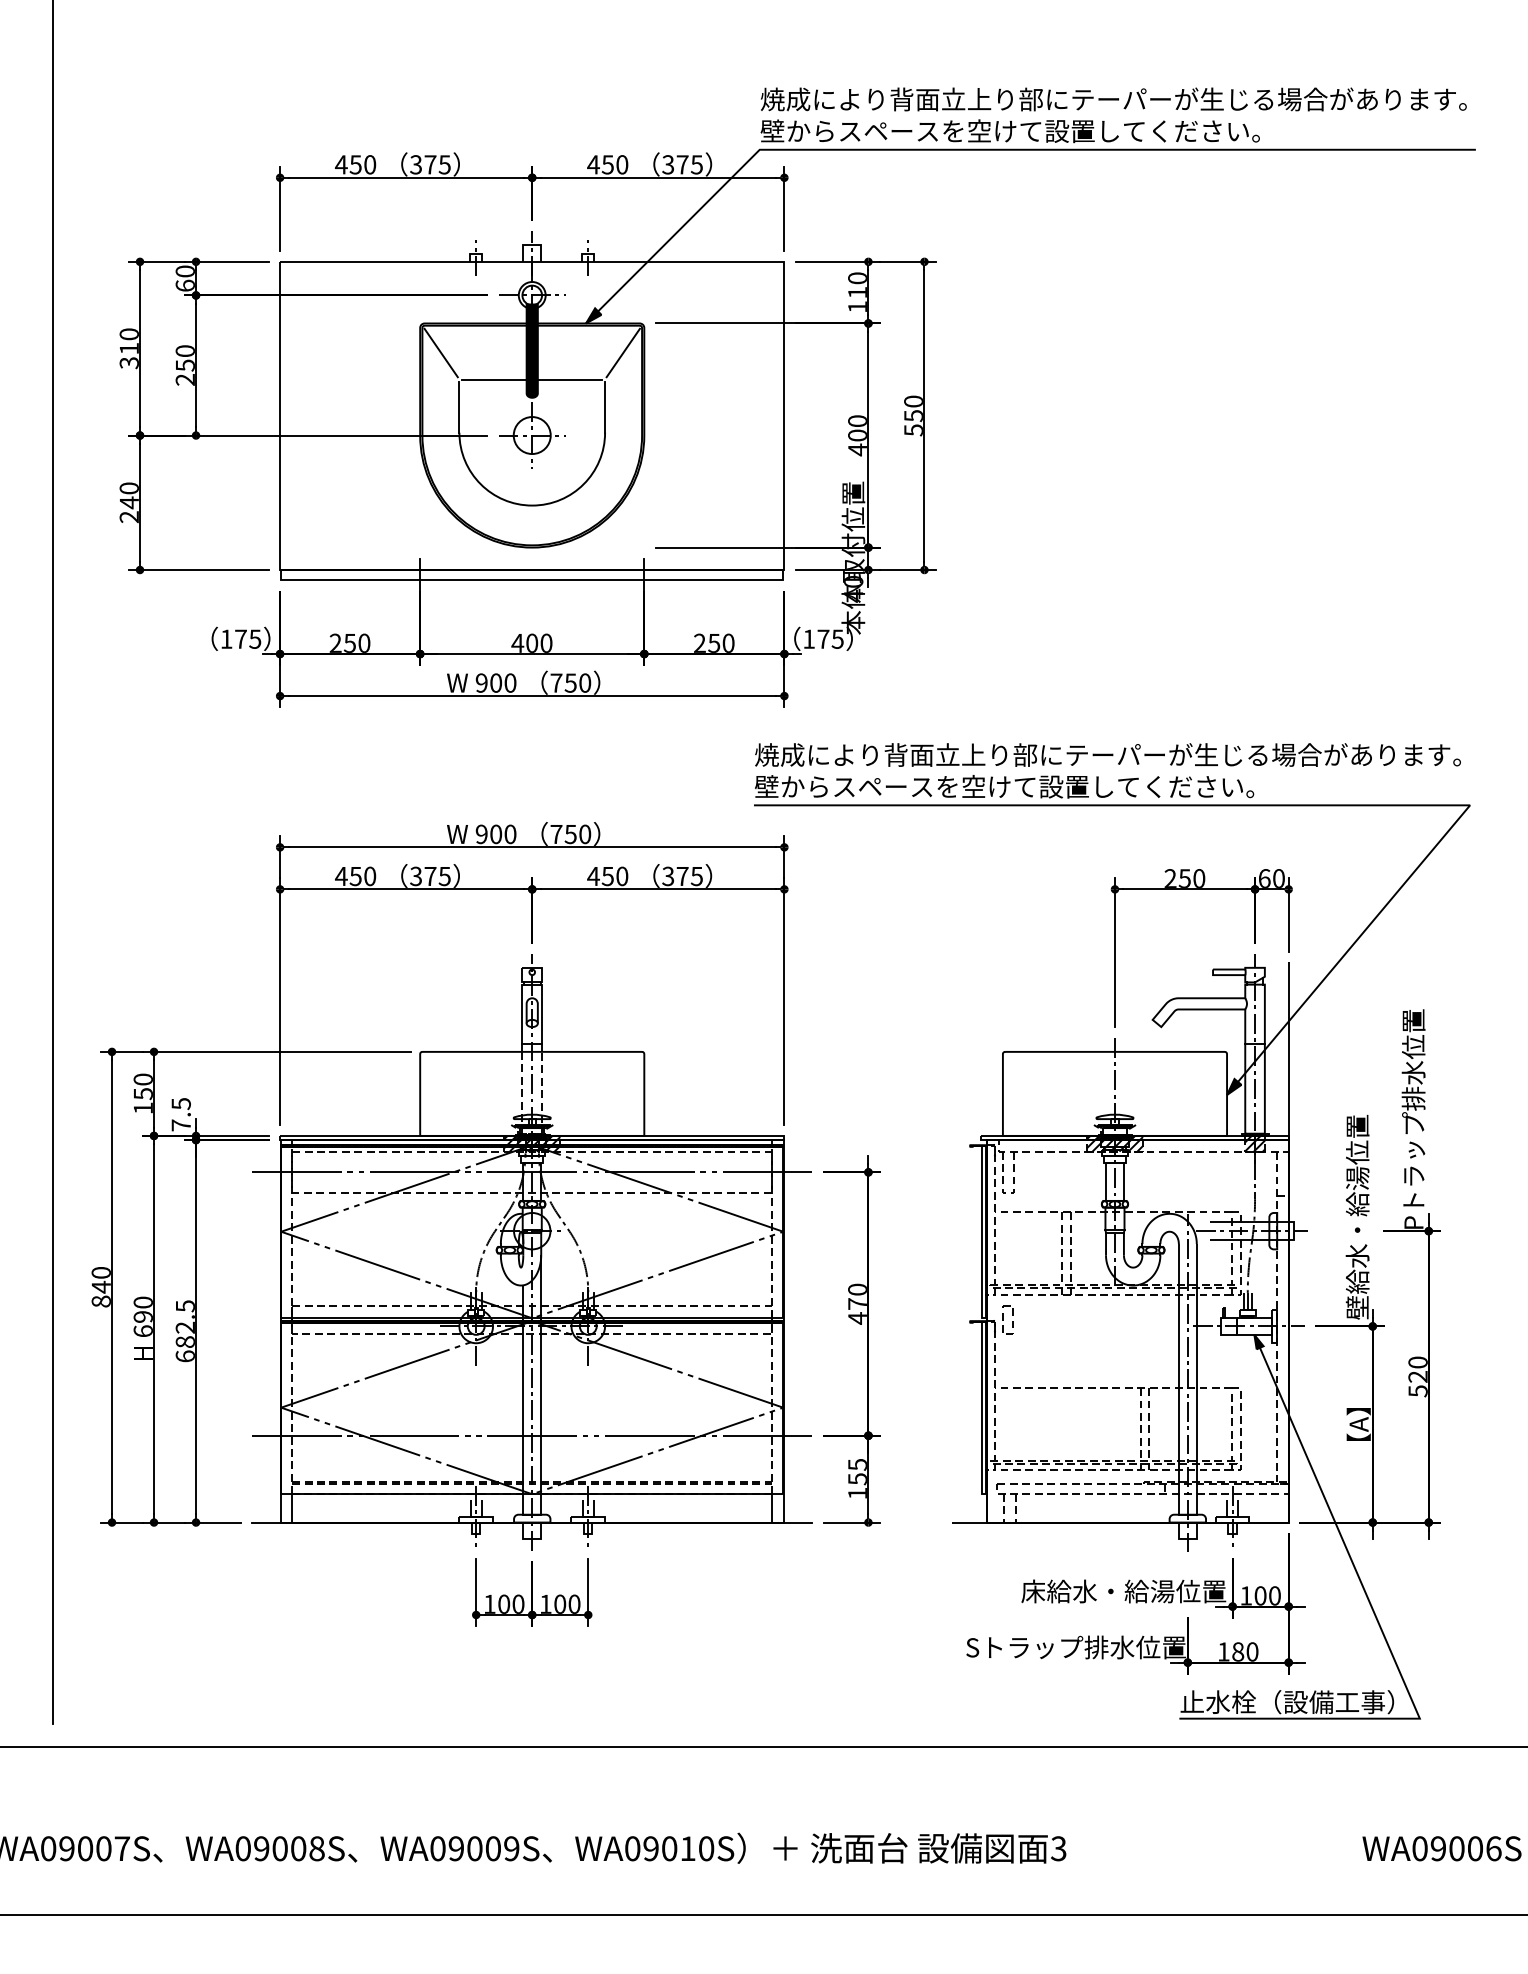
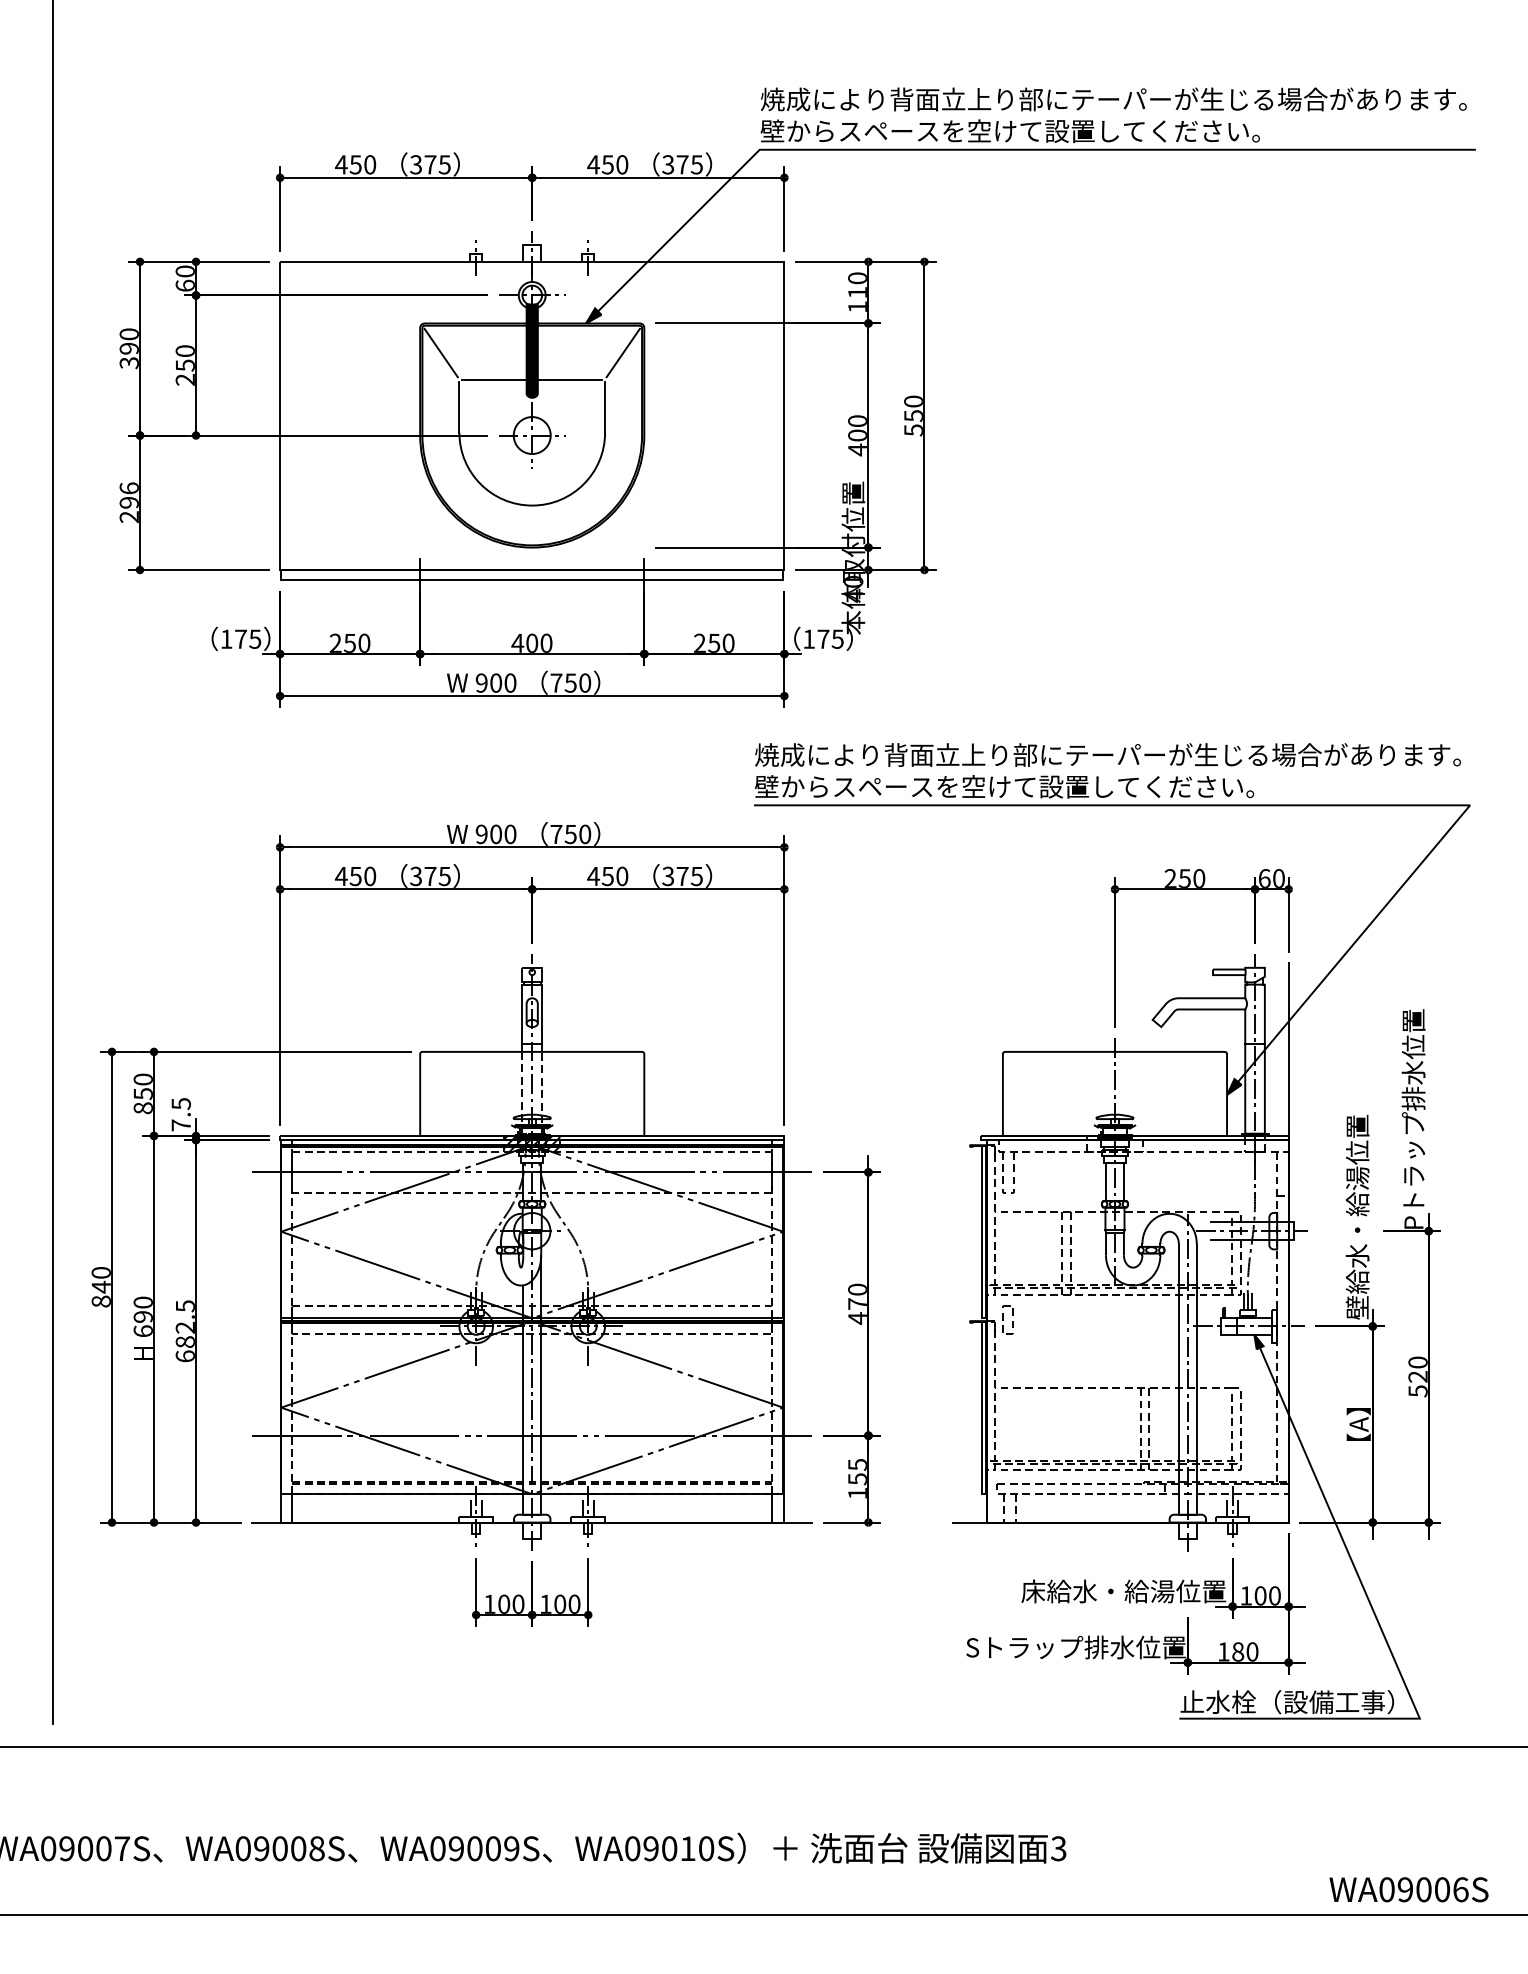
text: 310 -> 390 (128, 348)
text: 240 -> 296 (128, 495)
text: 150 -> 850 (142, 1108)
hatch: present -> none (1114, 1143)
hatch: present -> none (1254, 1143)
text position: (1441, 1848) -> (1408, 1889) (1408, 1889)
